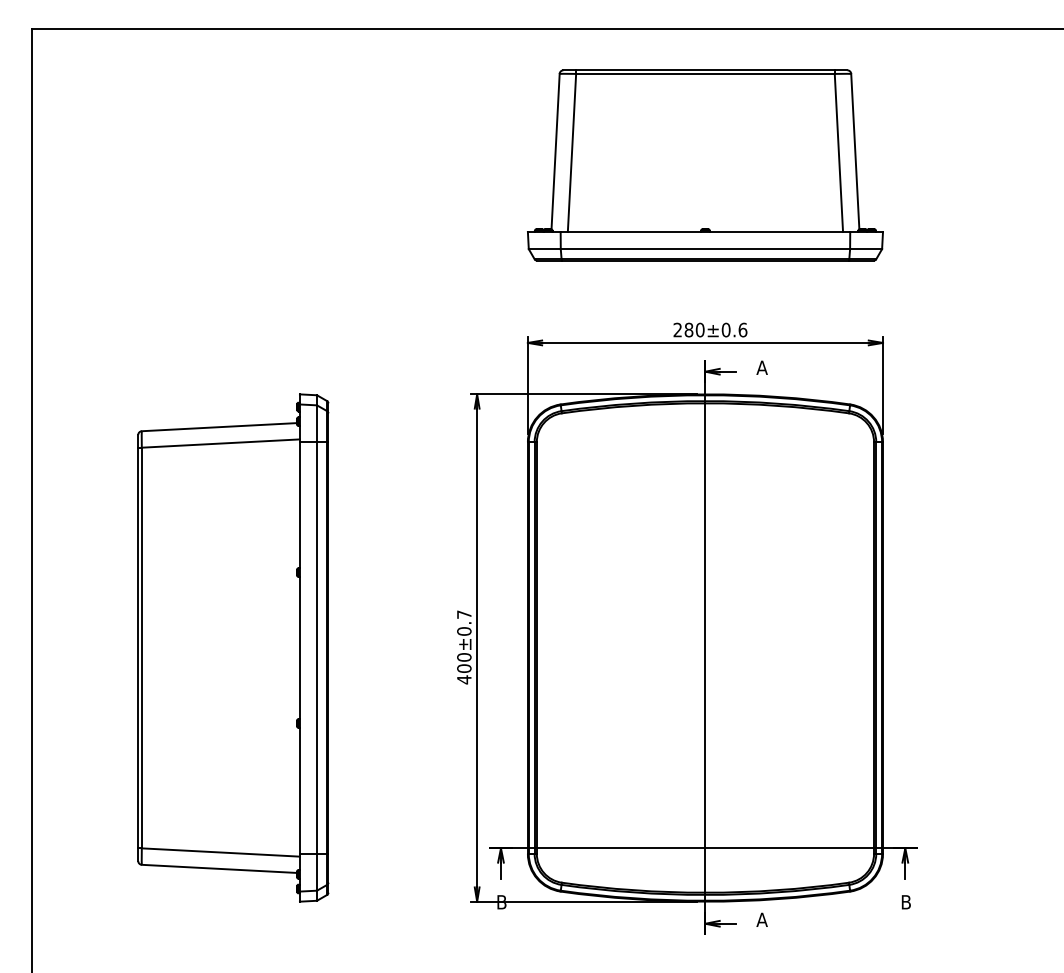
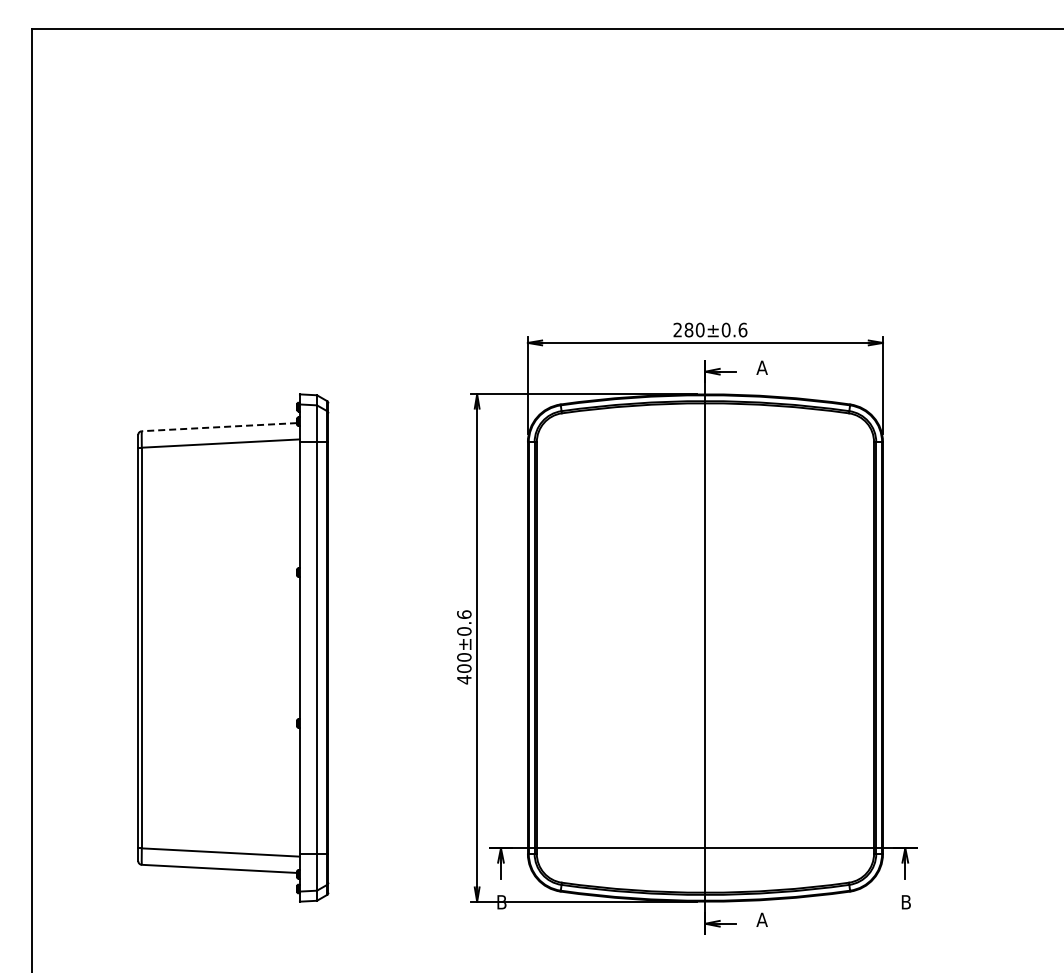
part: present -> none (705, 165)
line: solid -> dashed (219, 427)
text: 400±0.7 -> 400±0.6 (464, 614)
